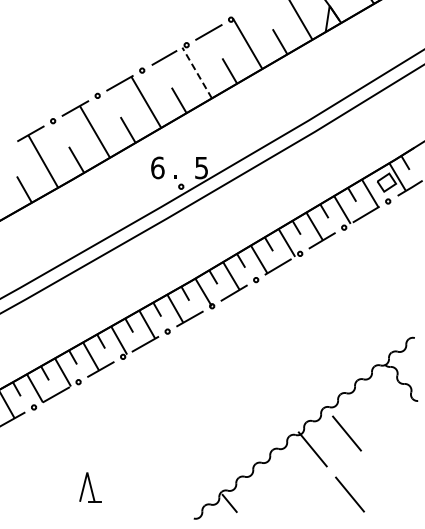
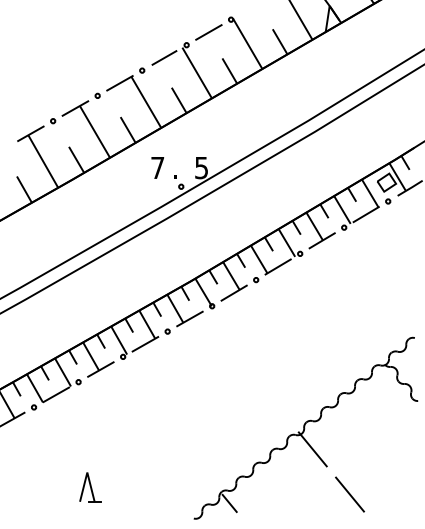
line: dashed -> solid (196, 72)
text: 6 -> 7 (157, 167)
line: present -> none (346, 433)
